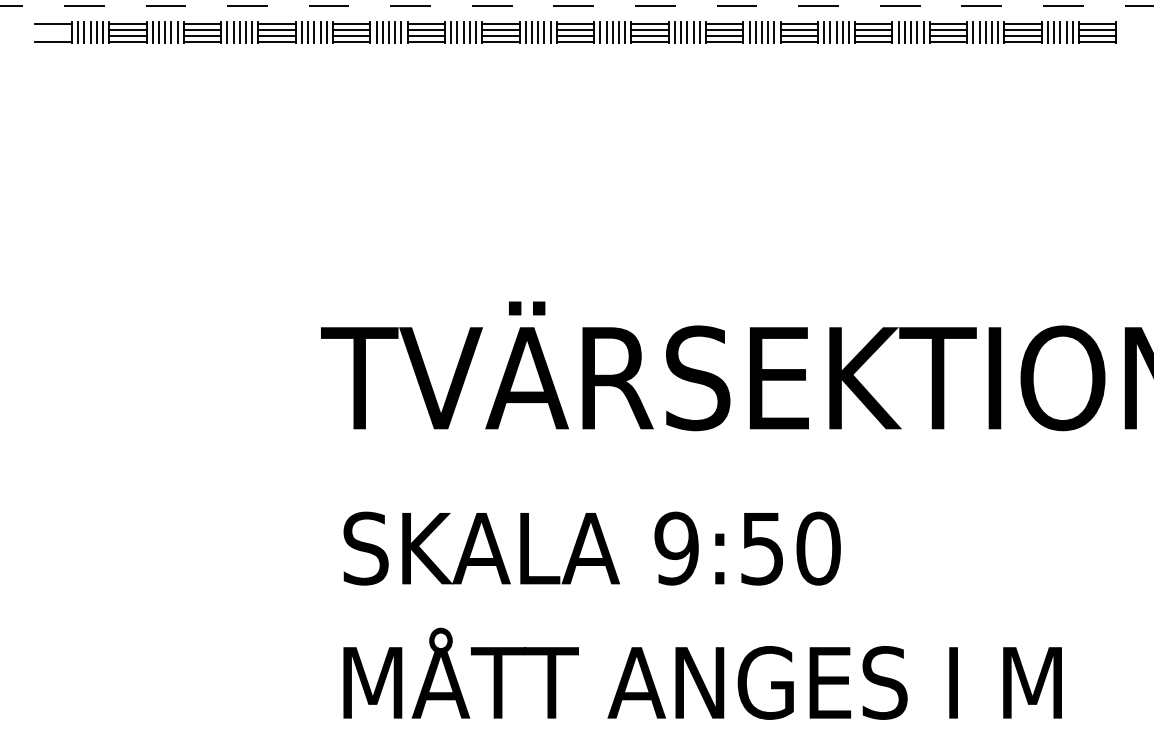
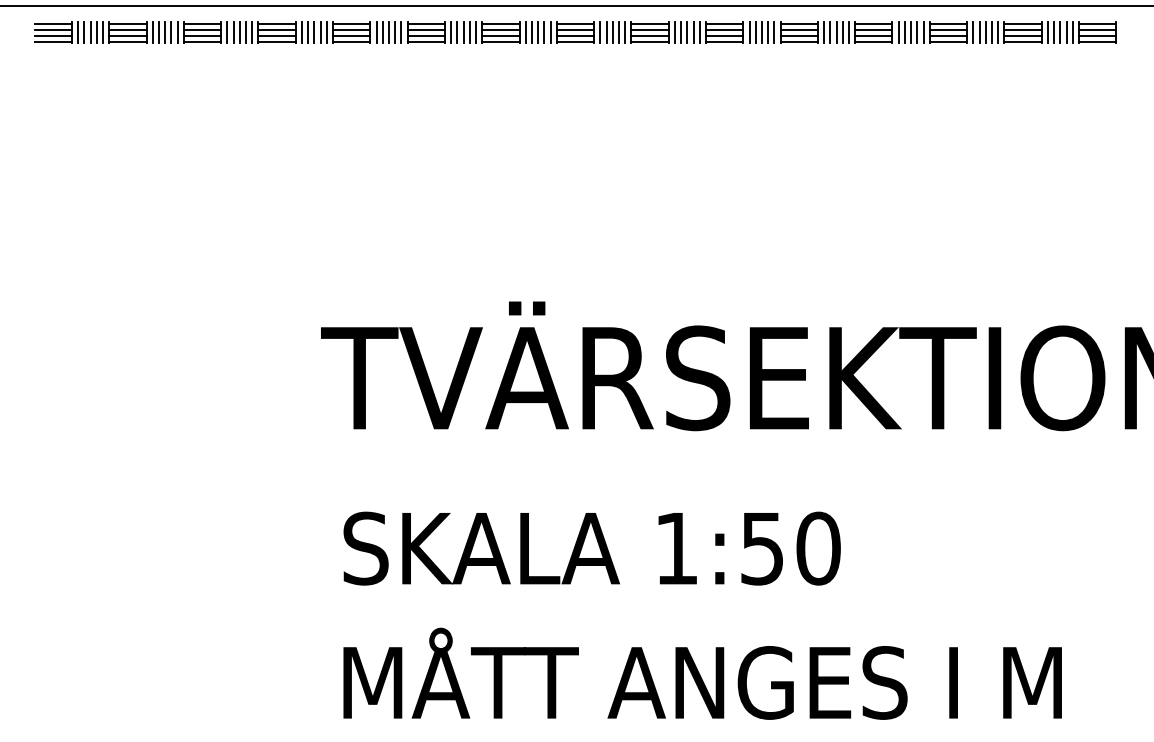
line: dashed -> solid (577, 6)
line: none -> present (52, 29)
line: none -> present (52, 36)
text: 9:50 -> 1:50 (676, 548)
